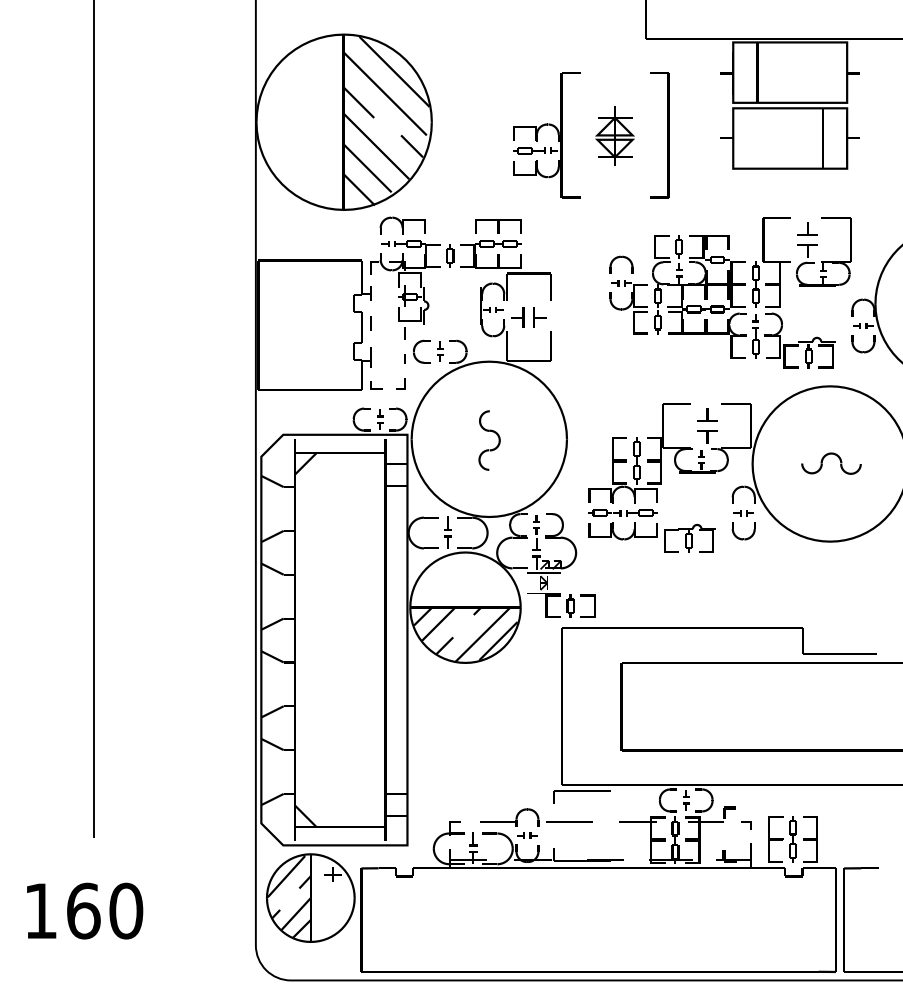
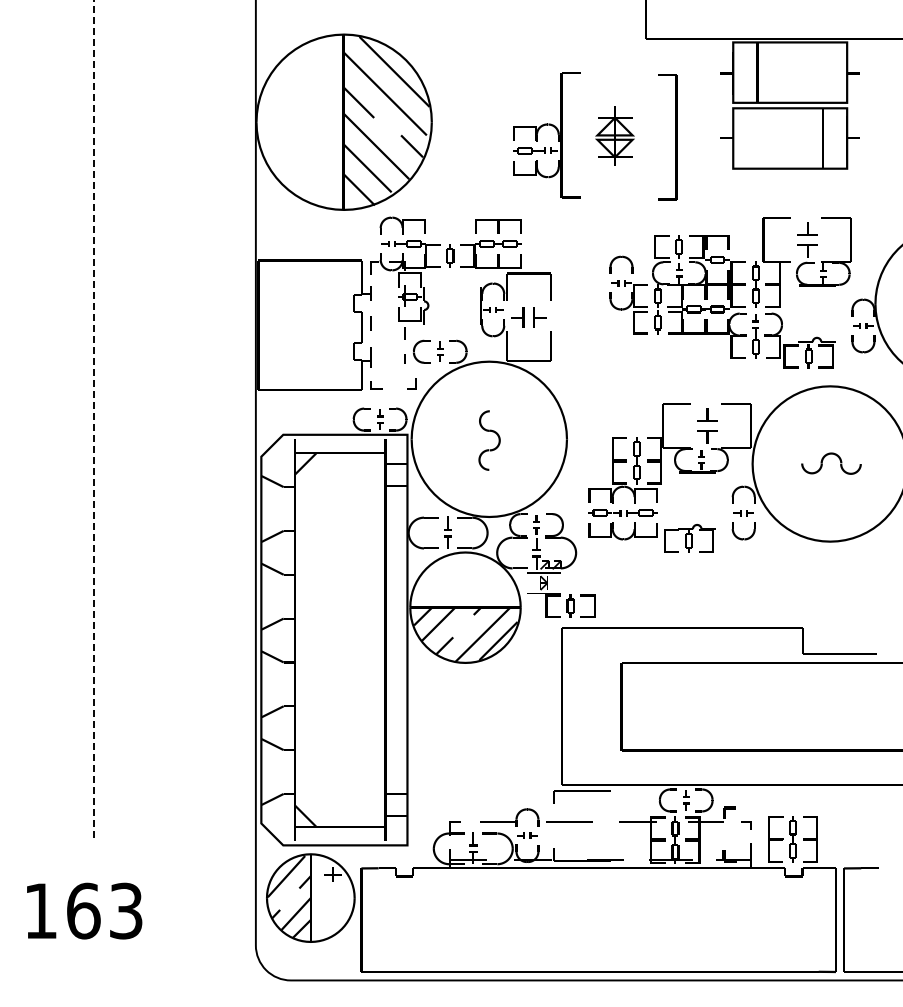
part position: (667, 135) -> (675, 137) (675, 137)
line position: (404, 383) -> (415, 383) (415, 383)
line: solid -> dashed (94, 419)
text: 160 -> 163 (126, 910)
